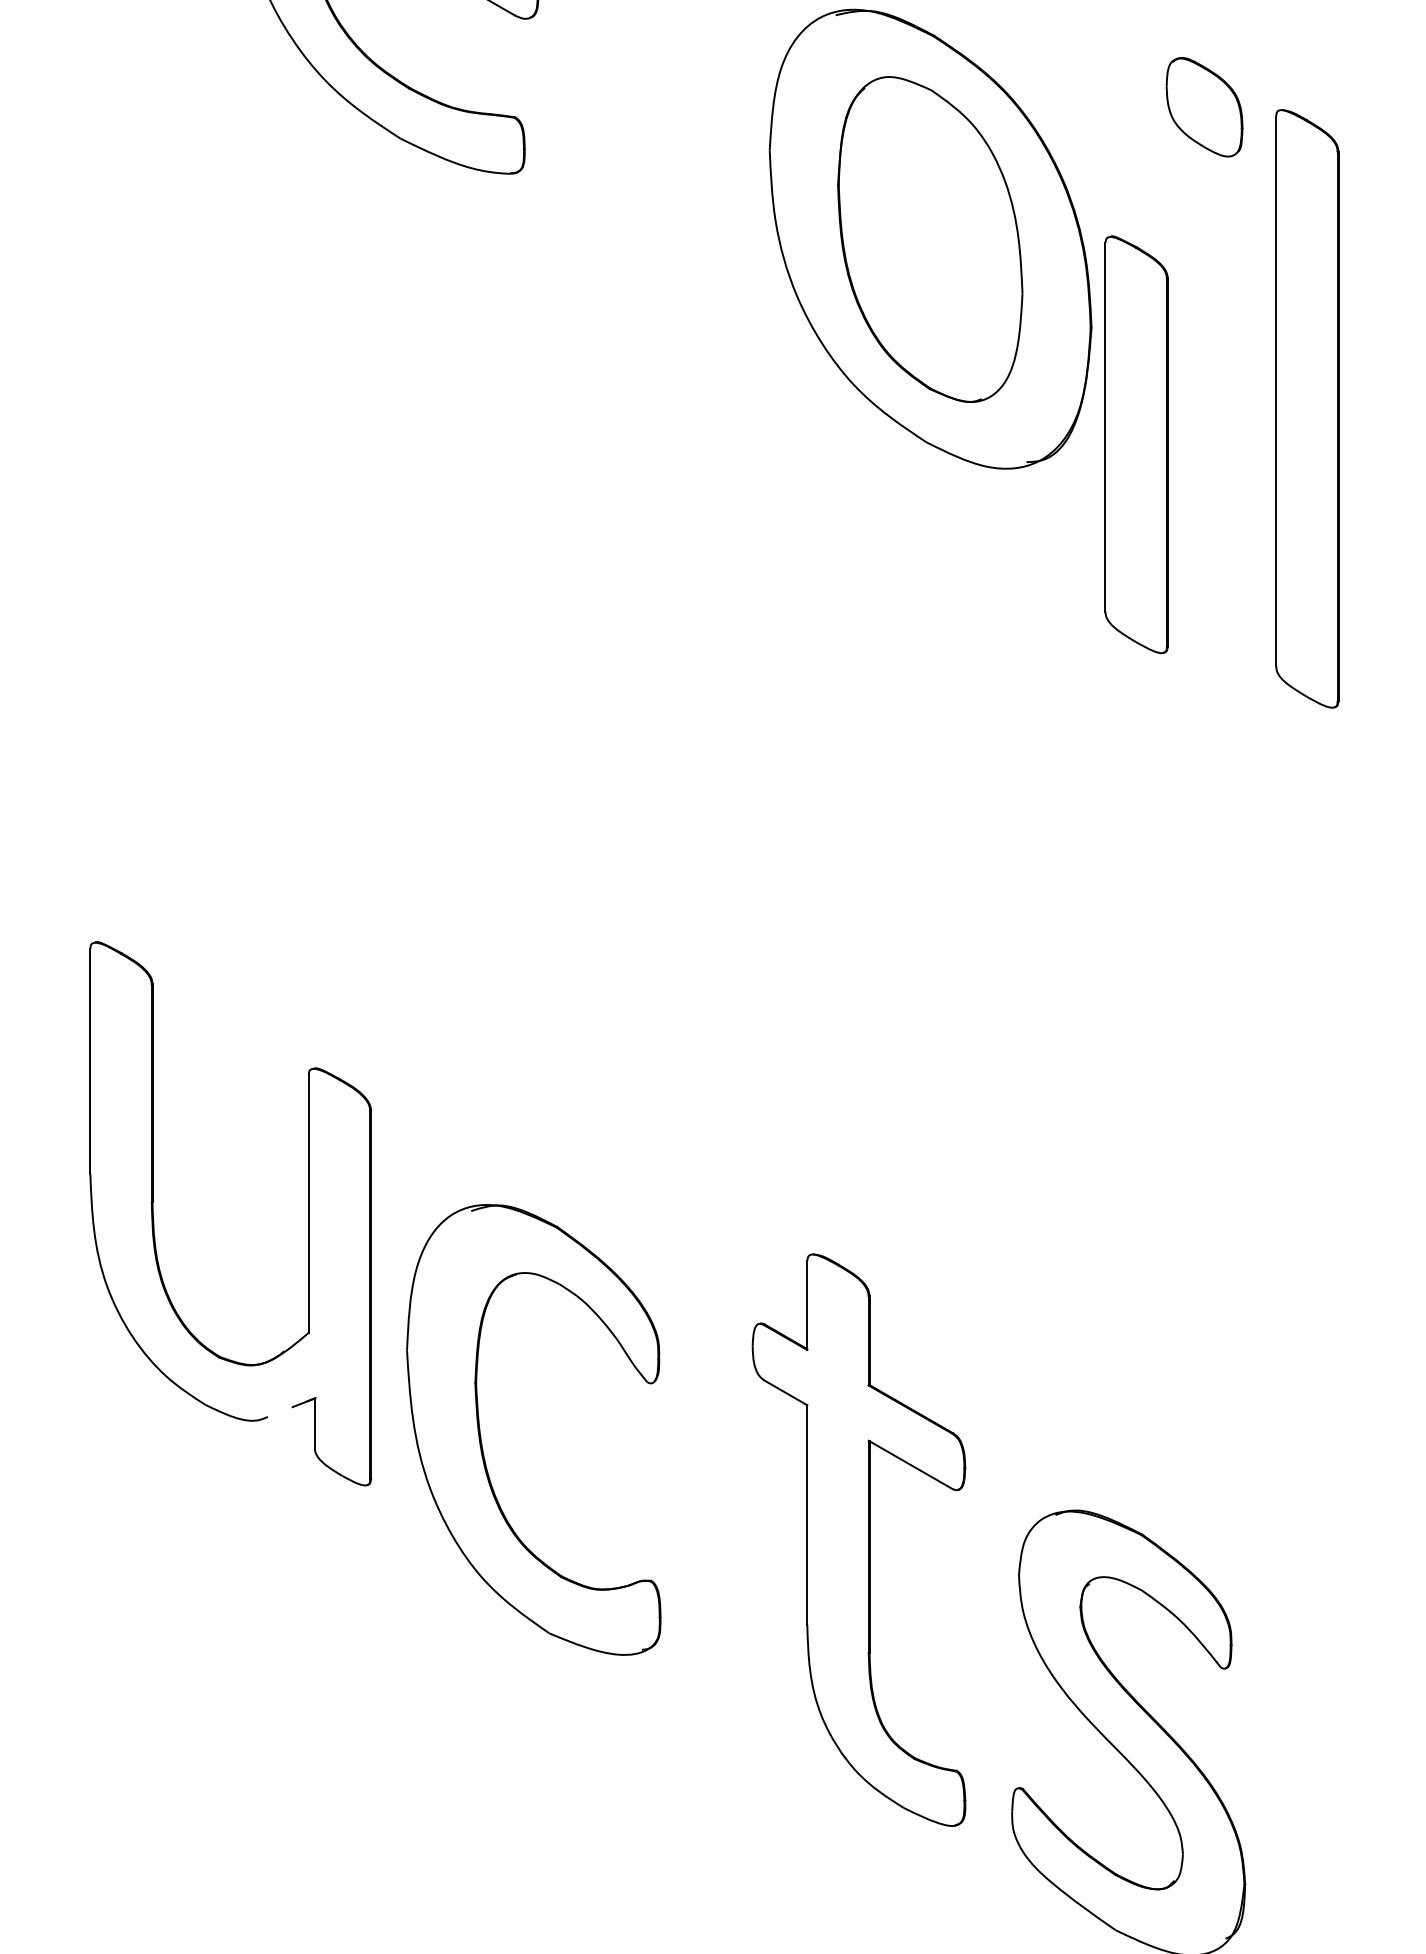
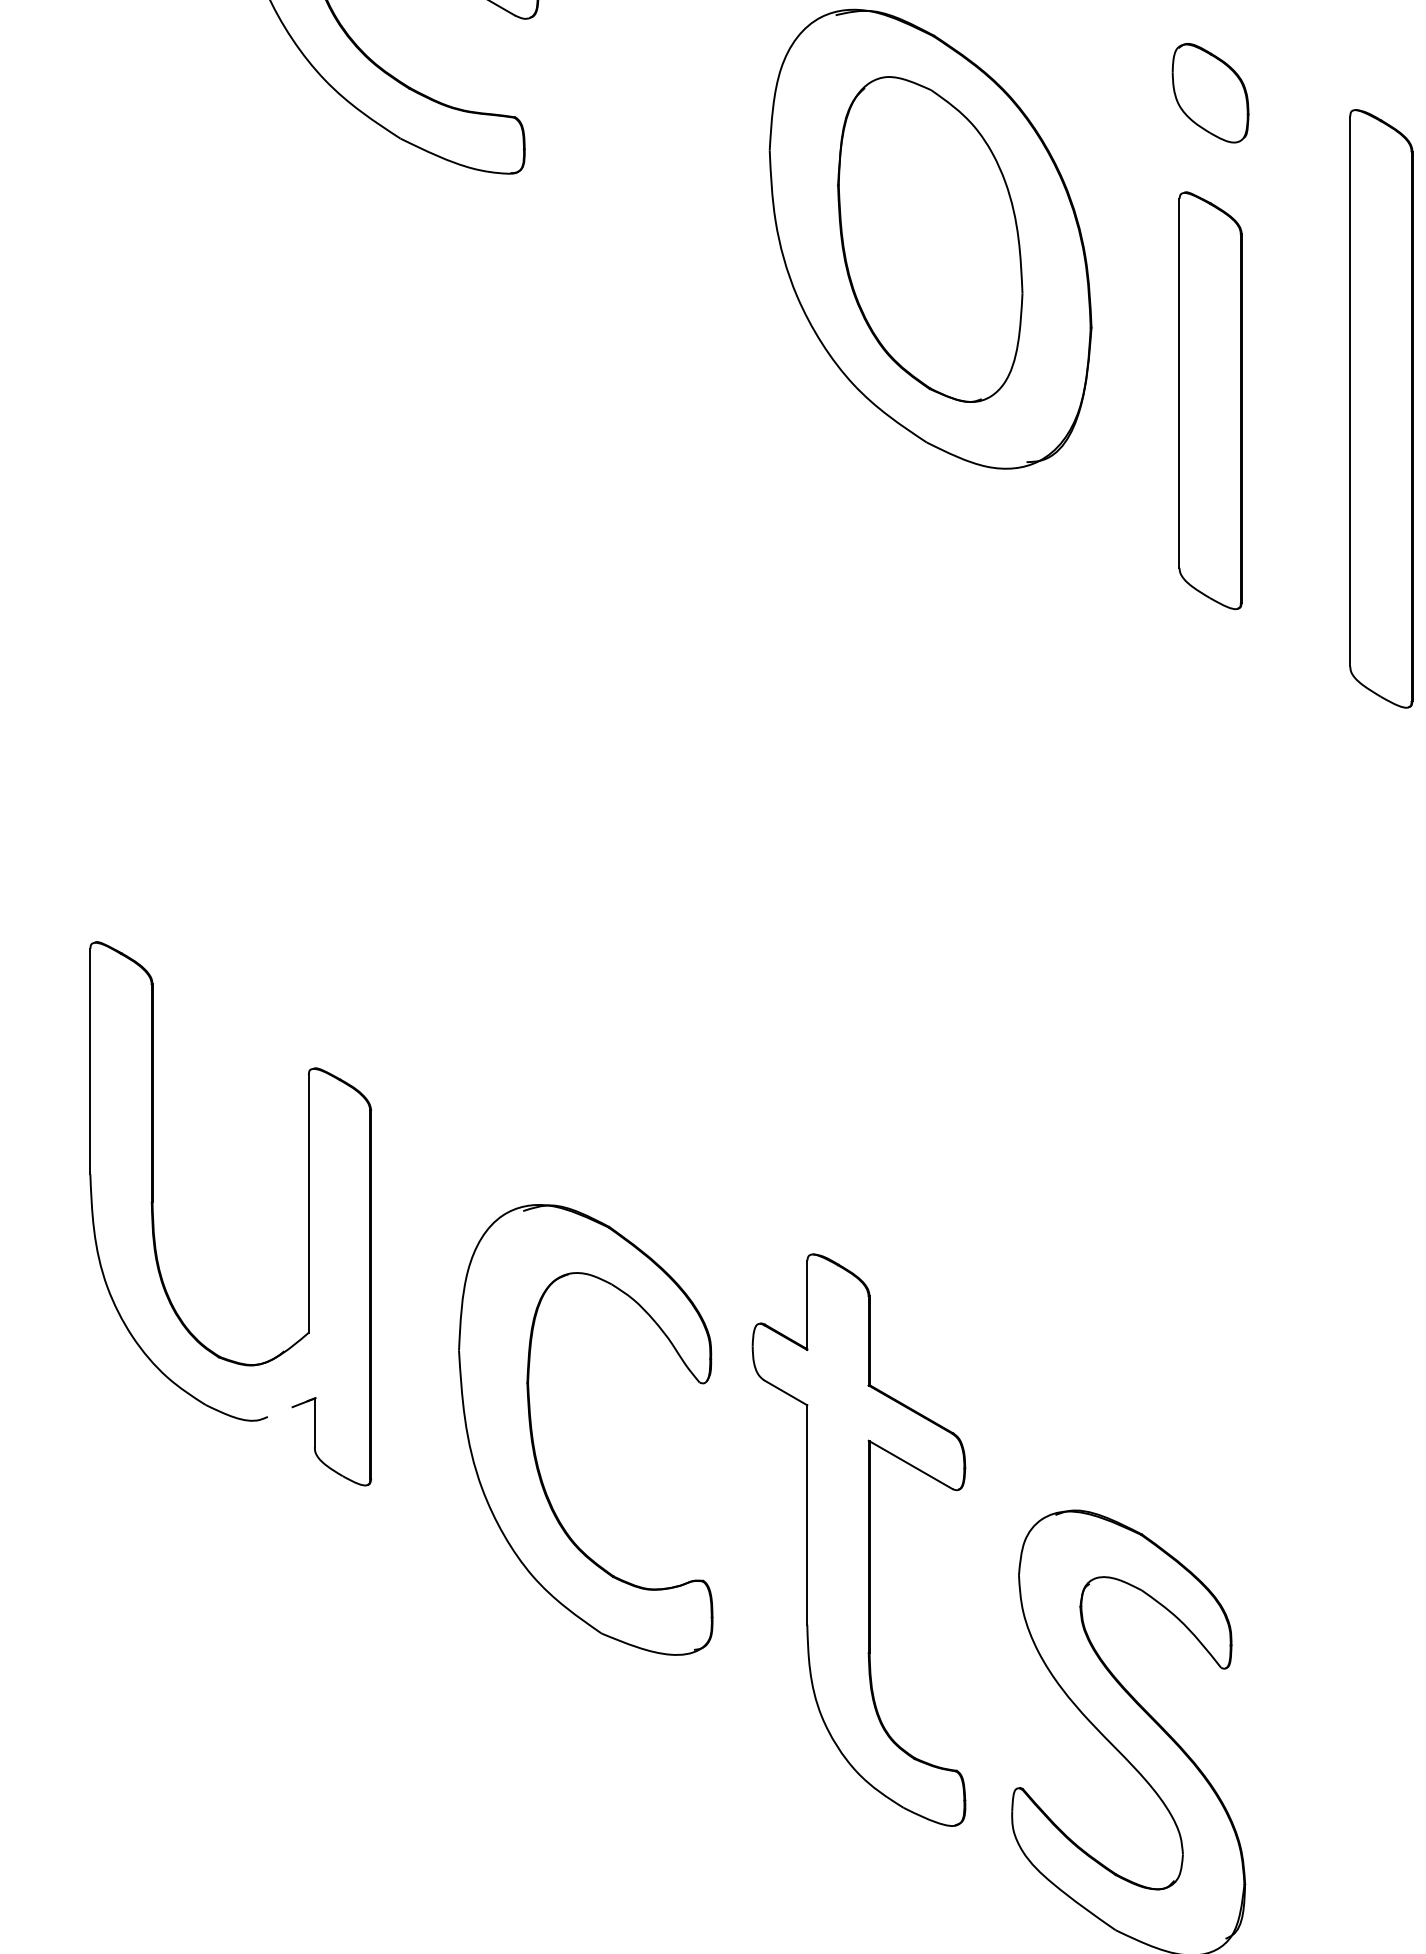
part position: (1204, 107) -> (1210, 93) (1210, 93)
part position: (1307, 408) -> (1381, 408) (1381, 408)
part position: (1136, 444) -> (1210, 400) (1210, 400)
part position: (481, 1436) -> (533, 1436) (533, 1436)
